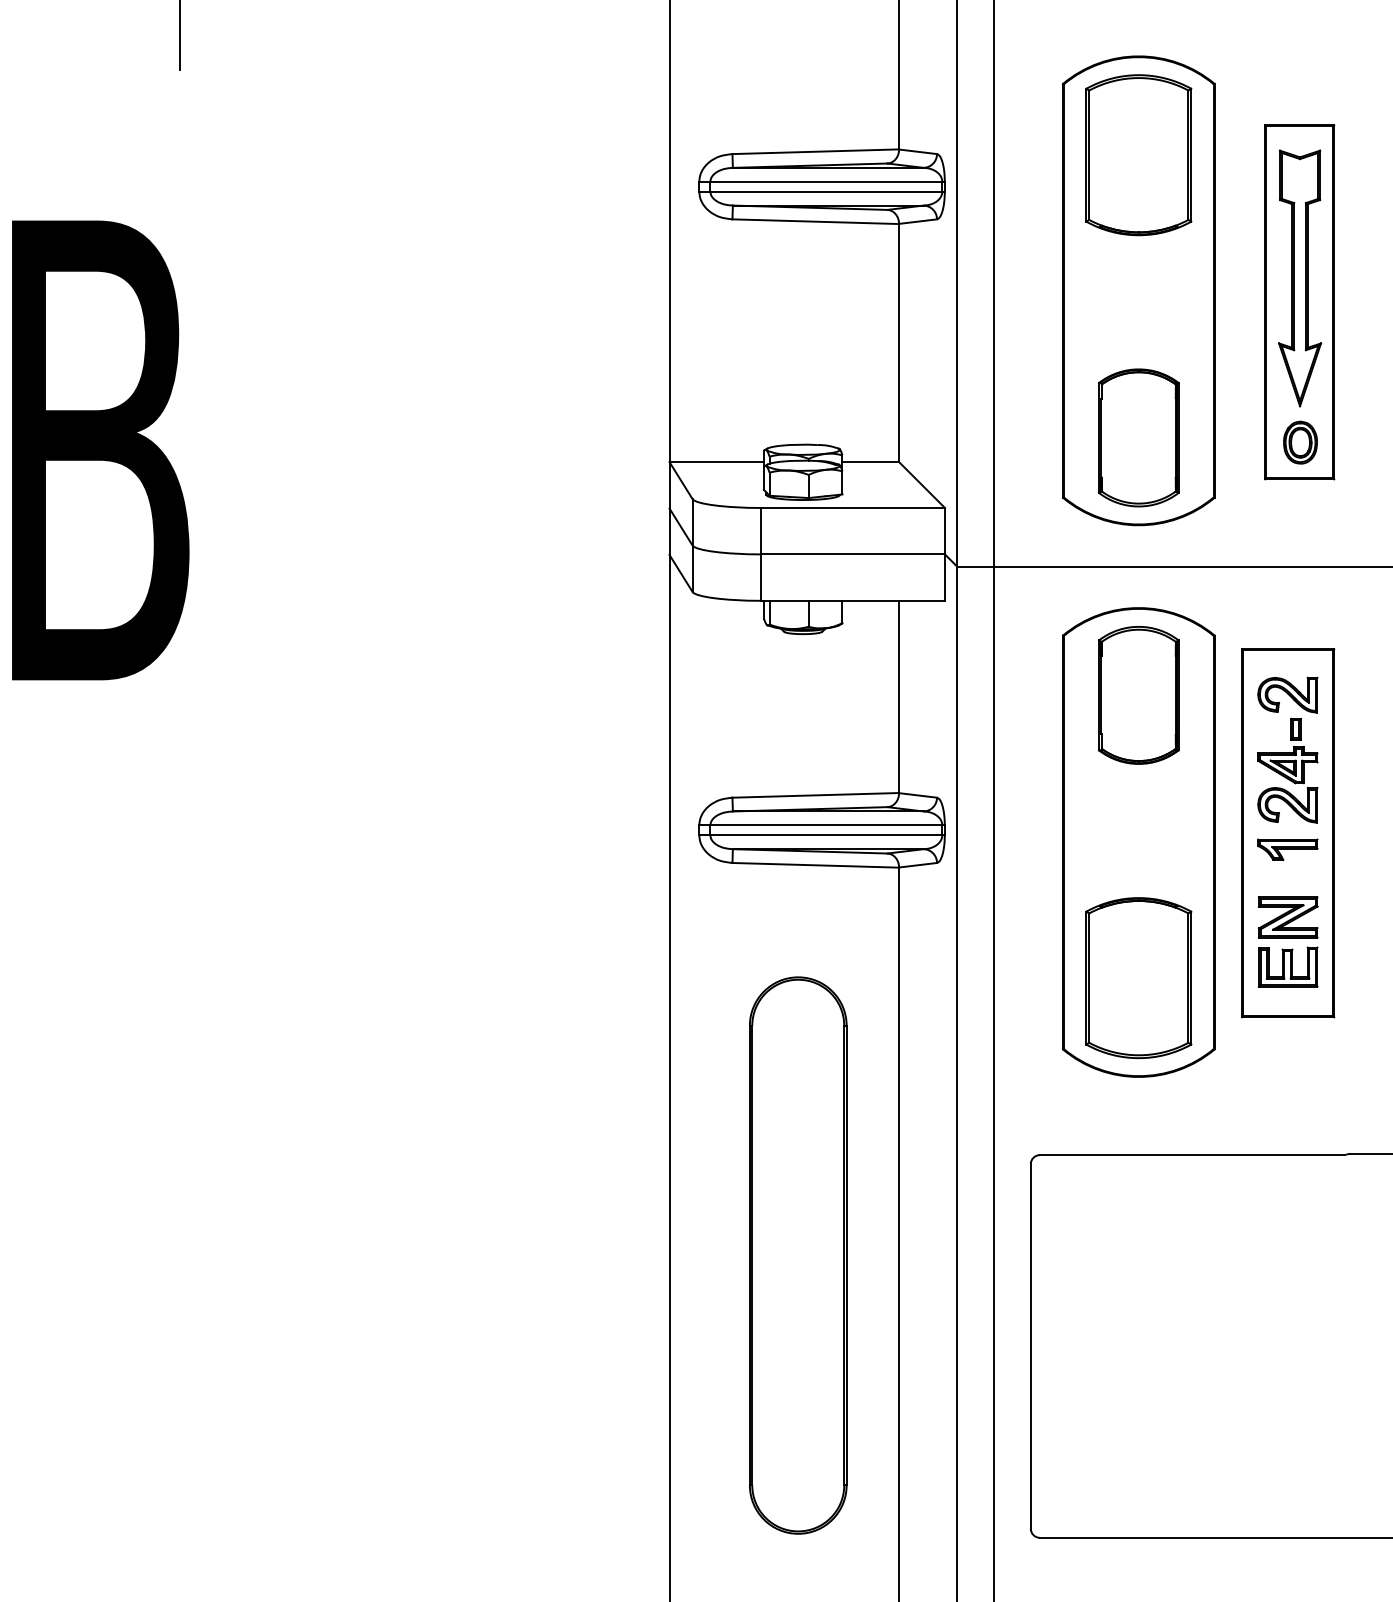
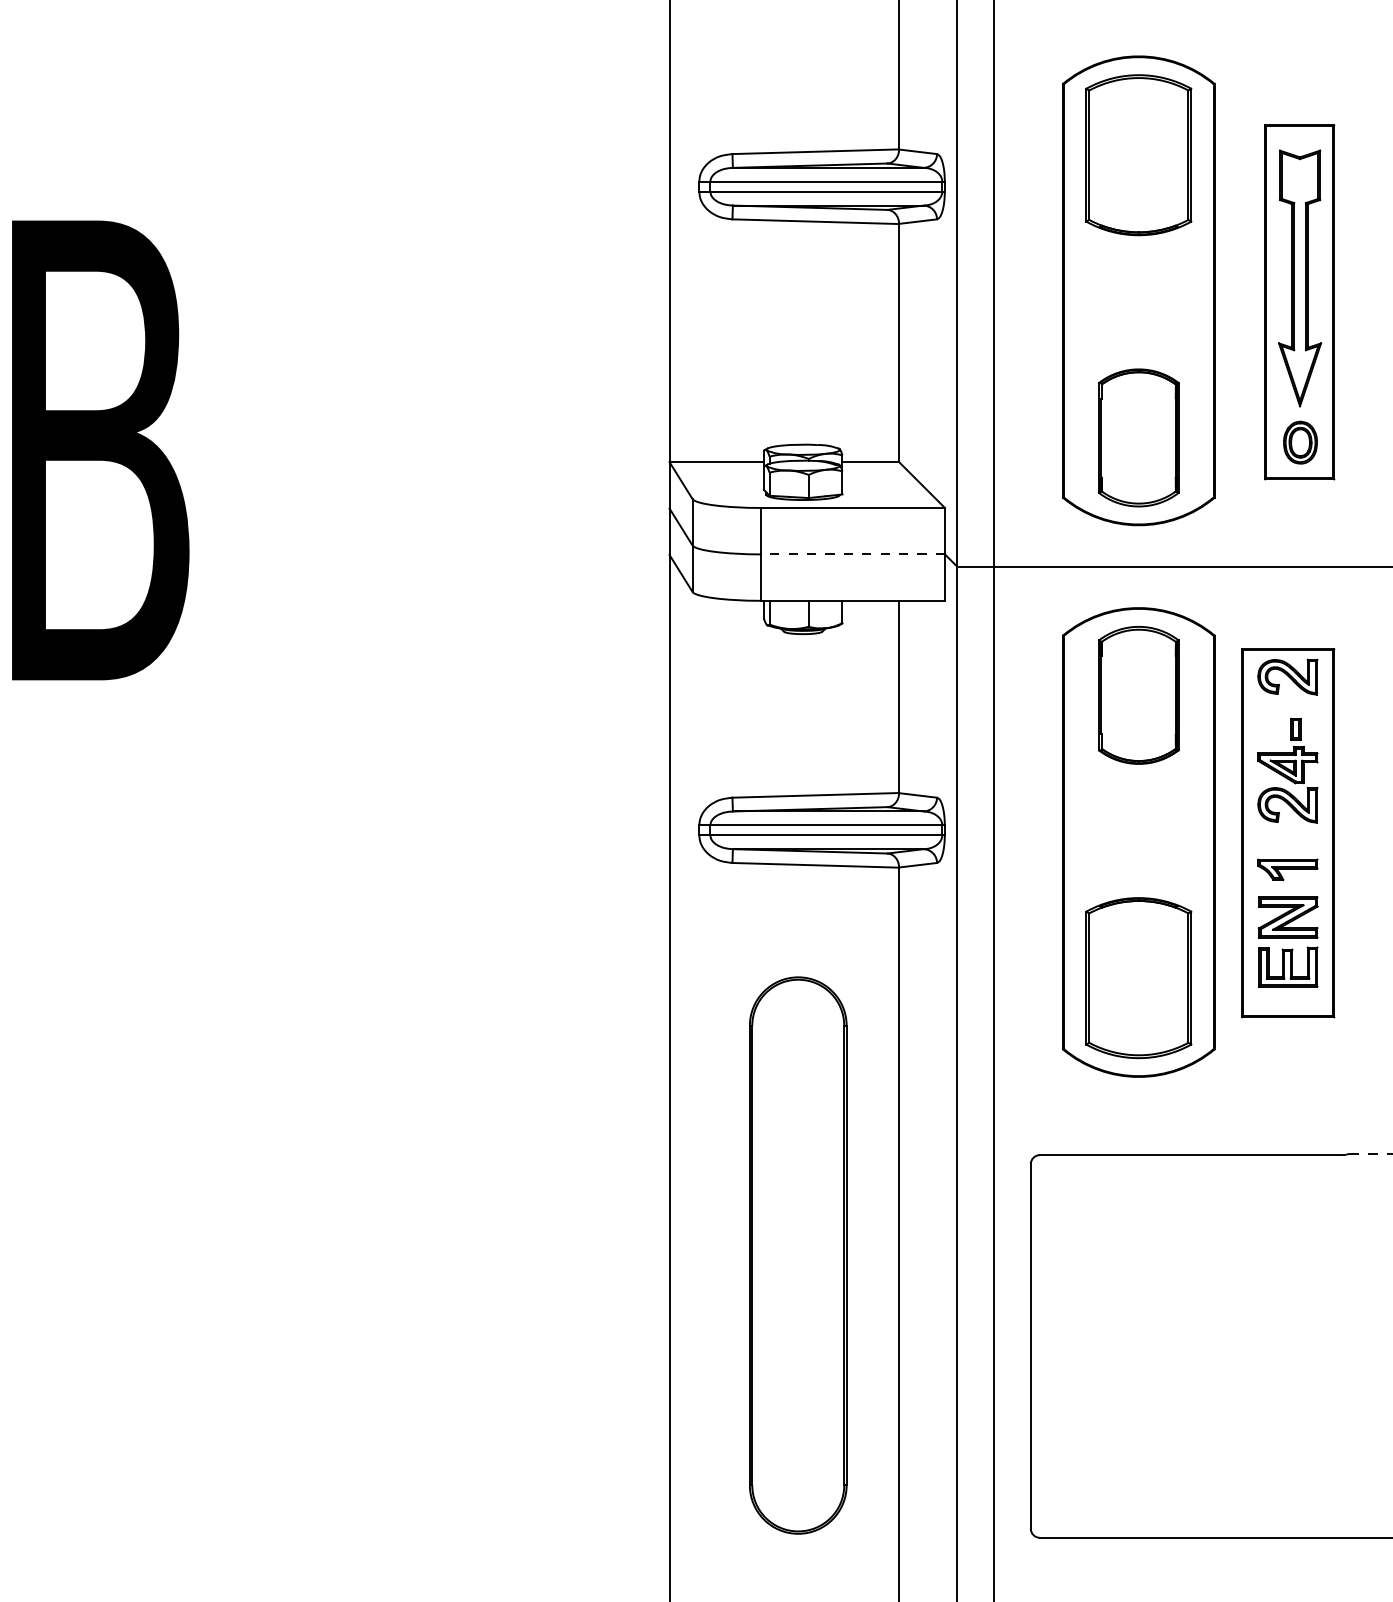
line: present -> none (180, 36)
line: solid -> dashed (853, 554)
part position: (1287, 694) -> (1287, 676) (1287, 676)
part position: (1287, 849) -> (1287, 869) (1287, 869)
line: solid -> dashed (1371, 1153)
